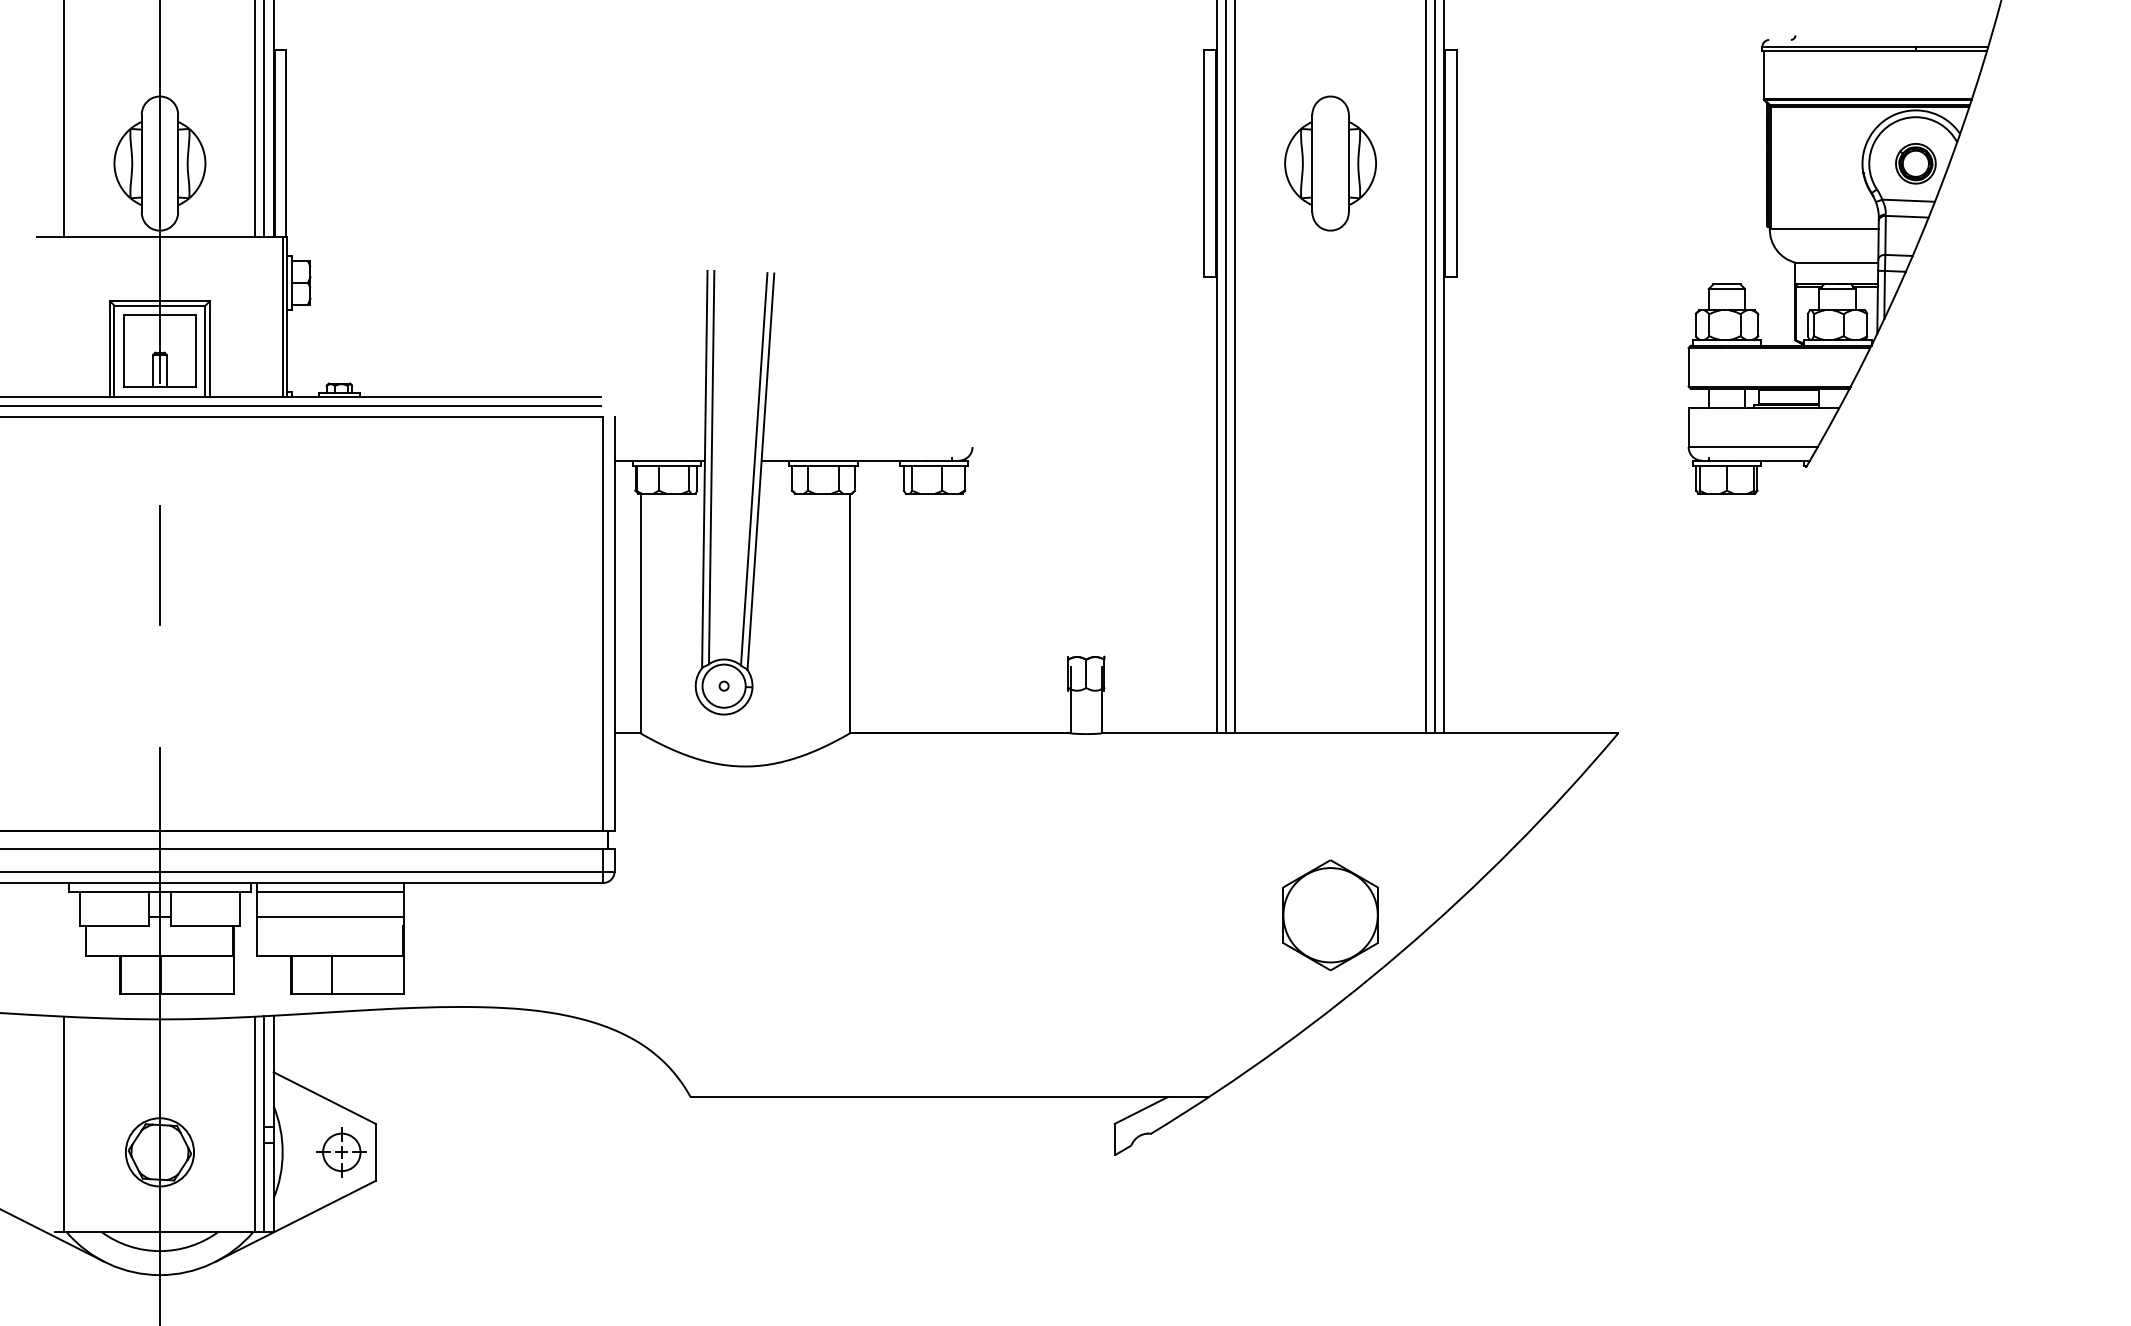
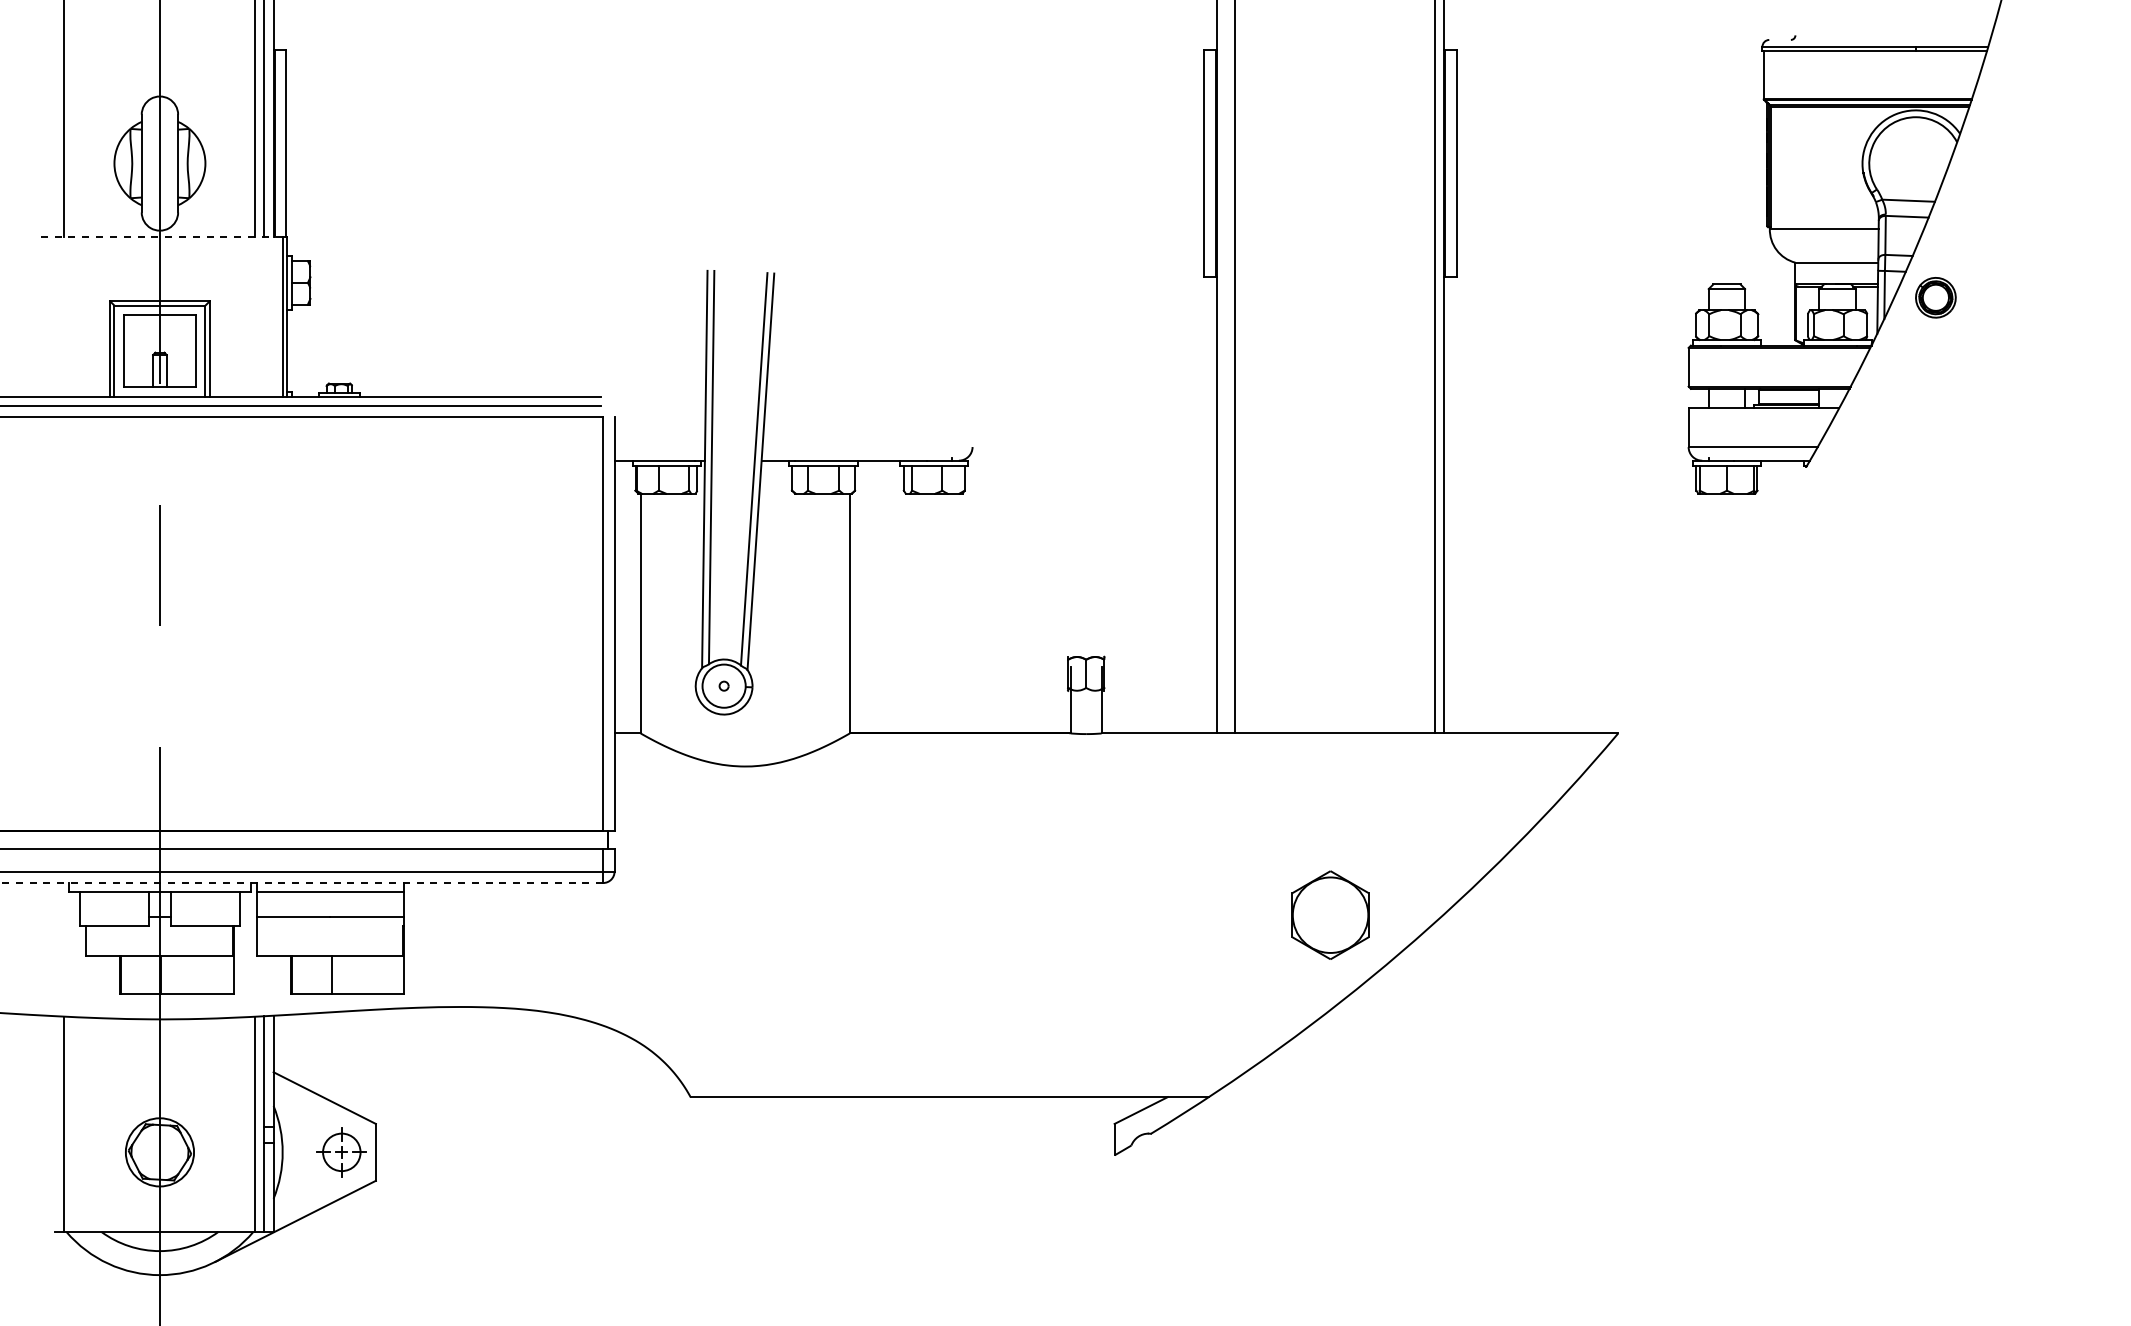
part: present -> none (1330, 163)
part position: (1915, 163) -> (1935, 297) (1935, 297)
line: solid -> dashed (159, 237)
line: present -> none (1226, 367)
line: present -> none (1426, 367)
line: solid -> dashed (301, 883)
part size: 97x112 px -> 79x90 px (1330, 914)
line: present -> none (53, 1235)
